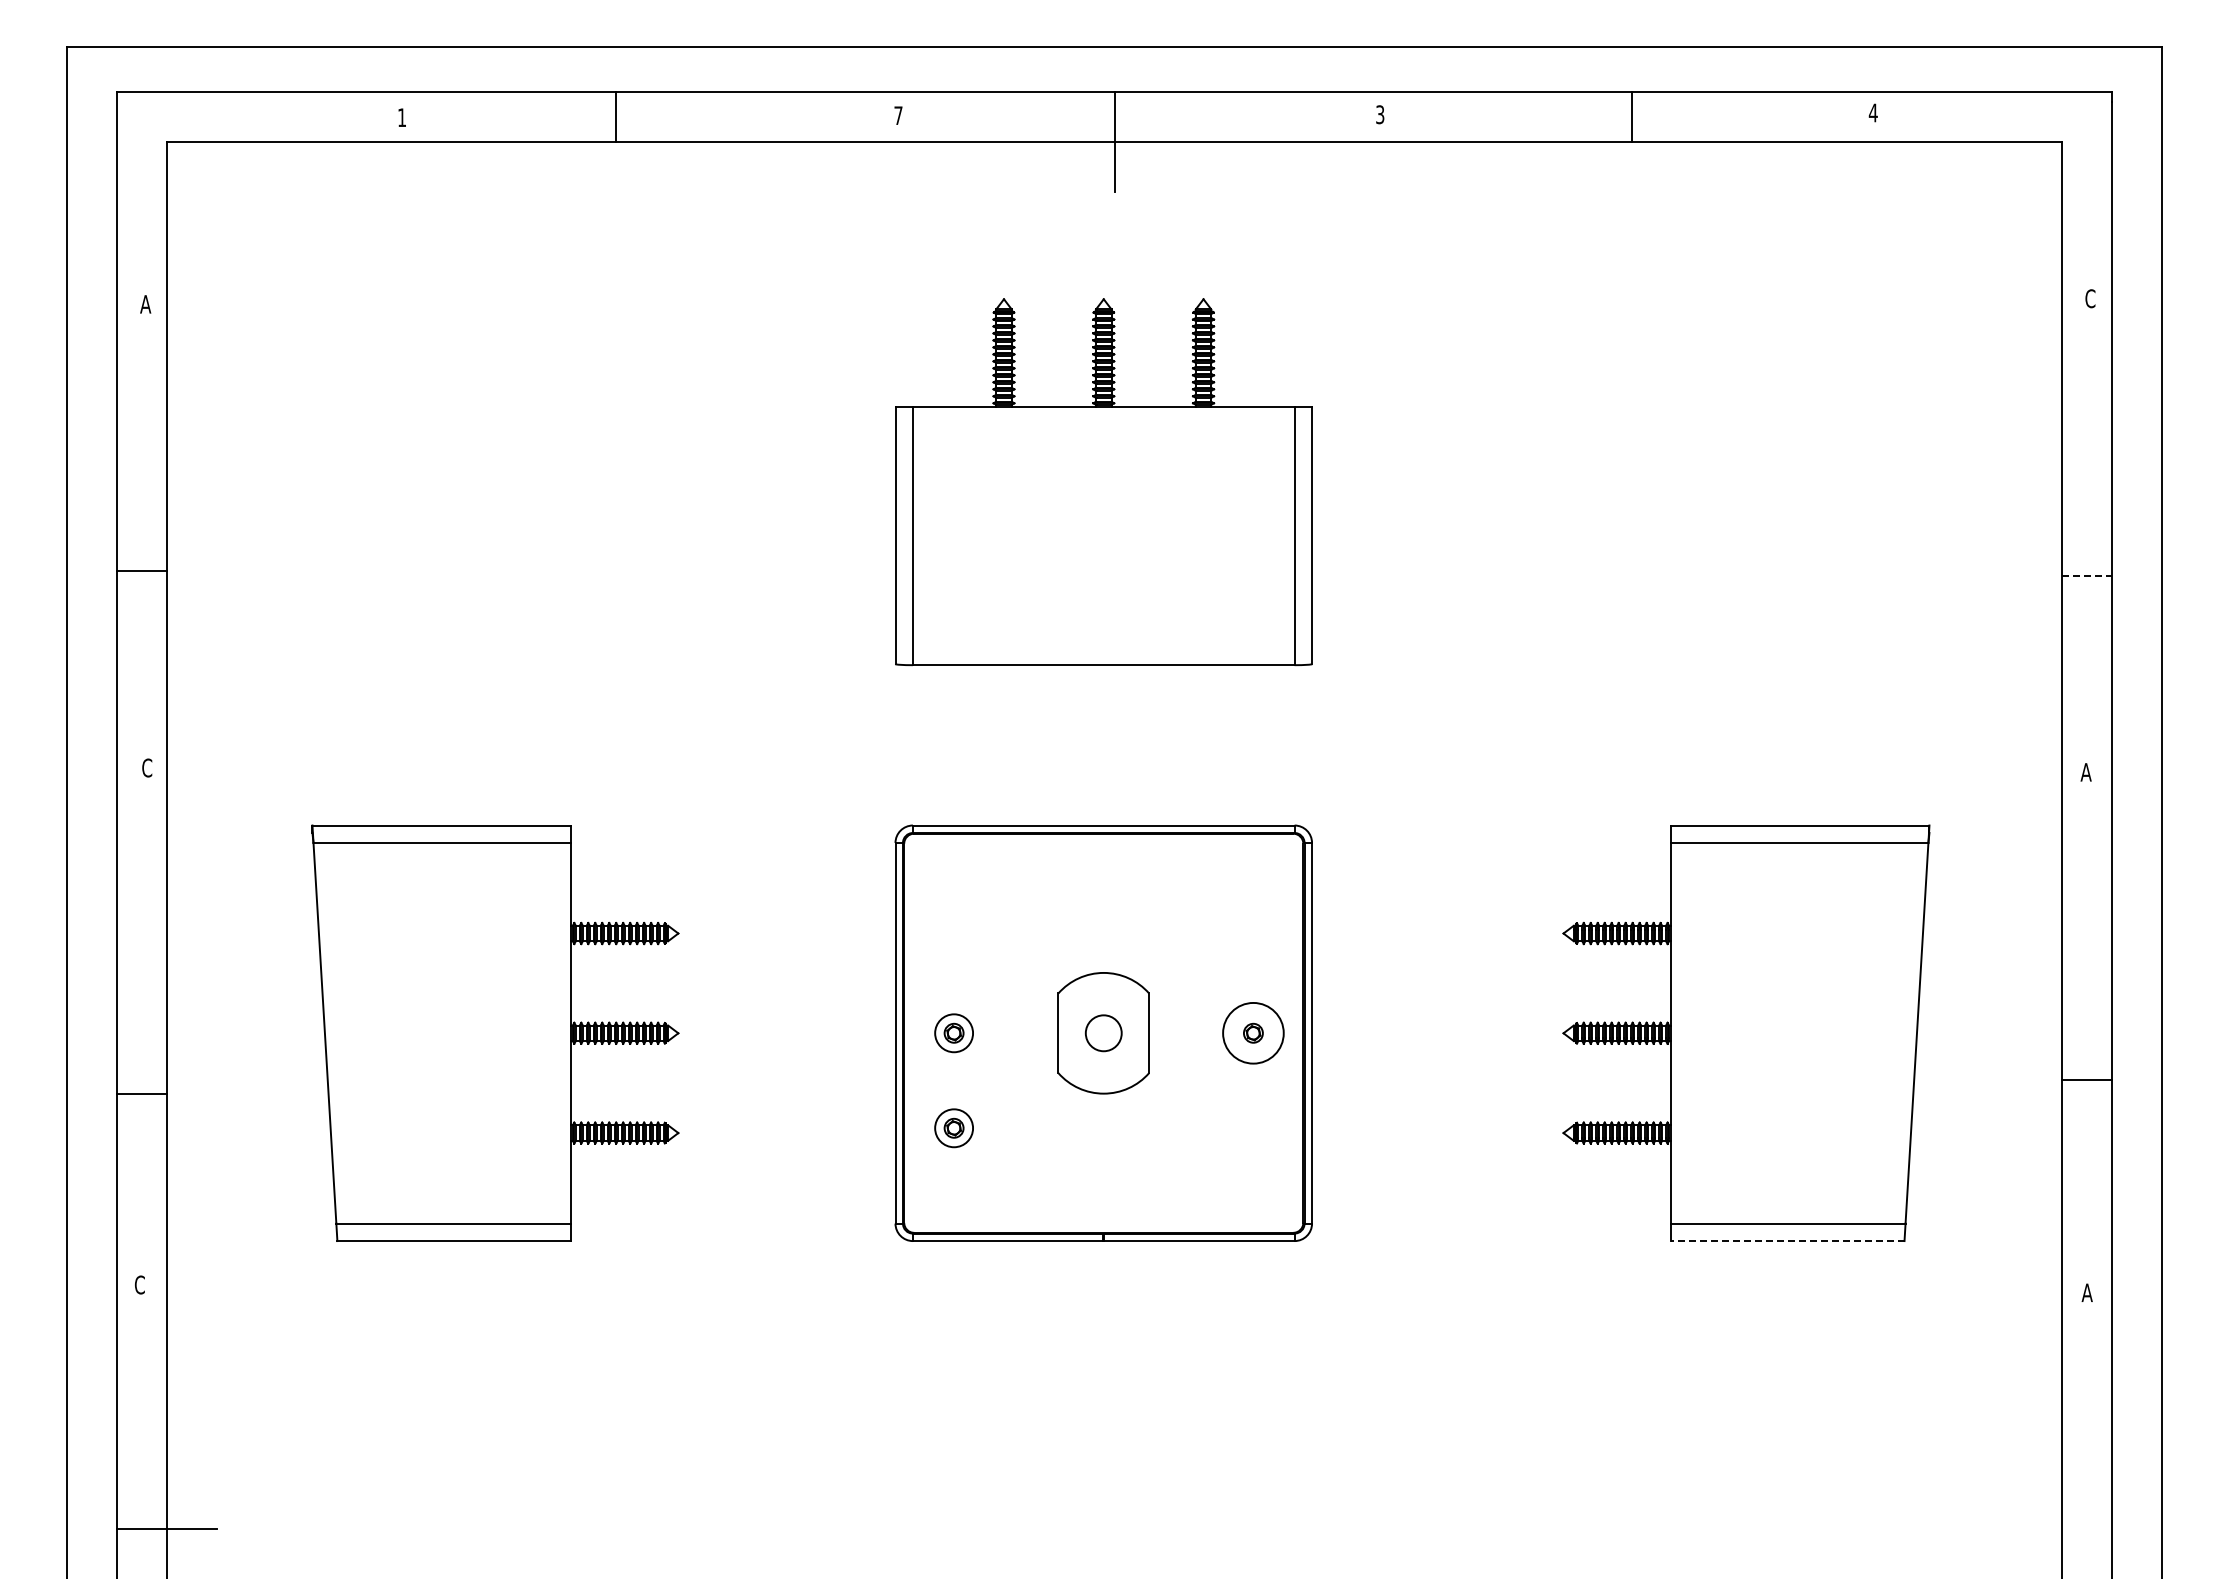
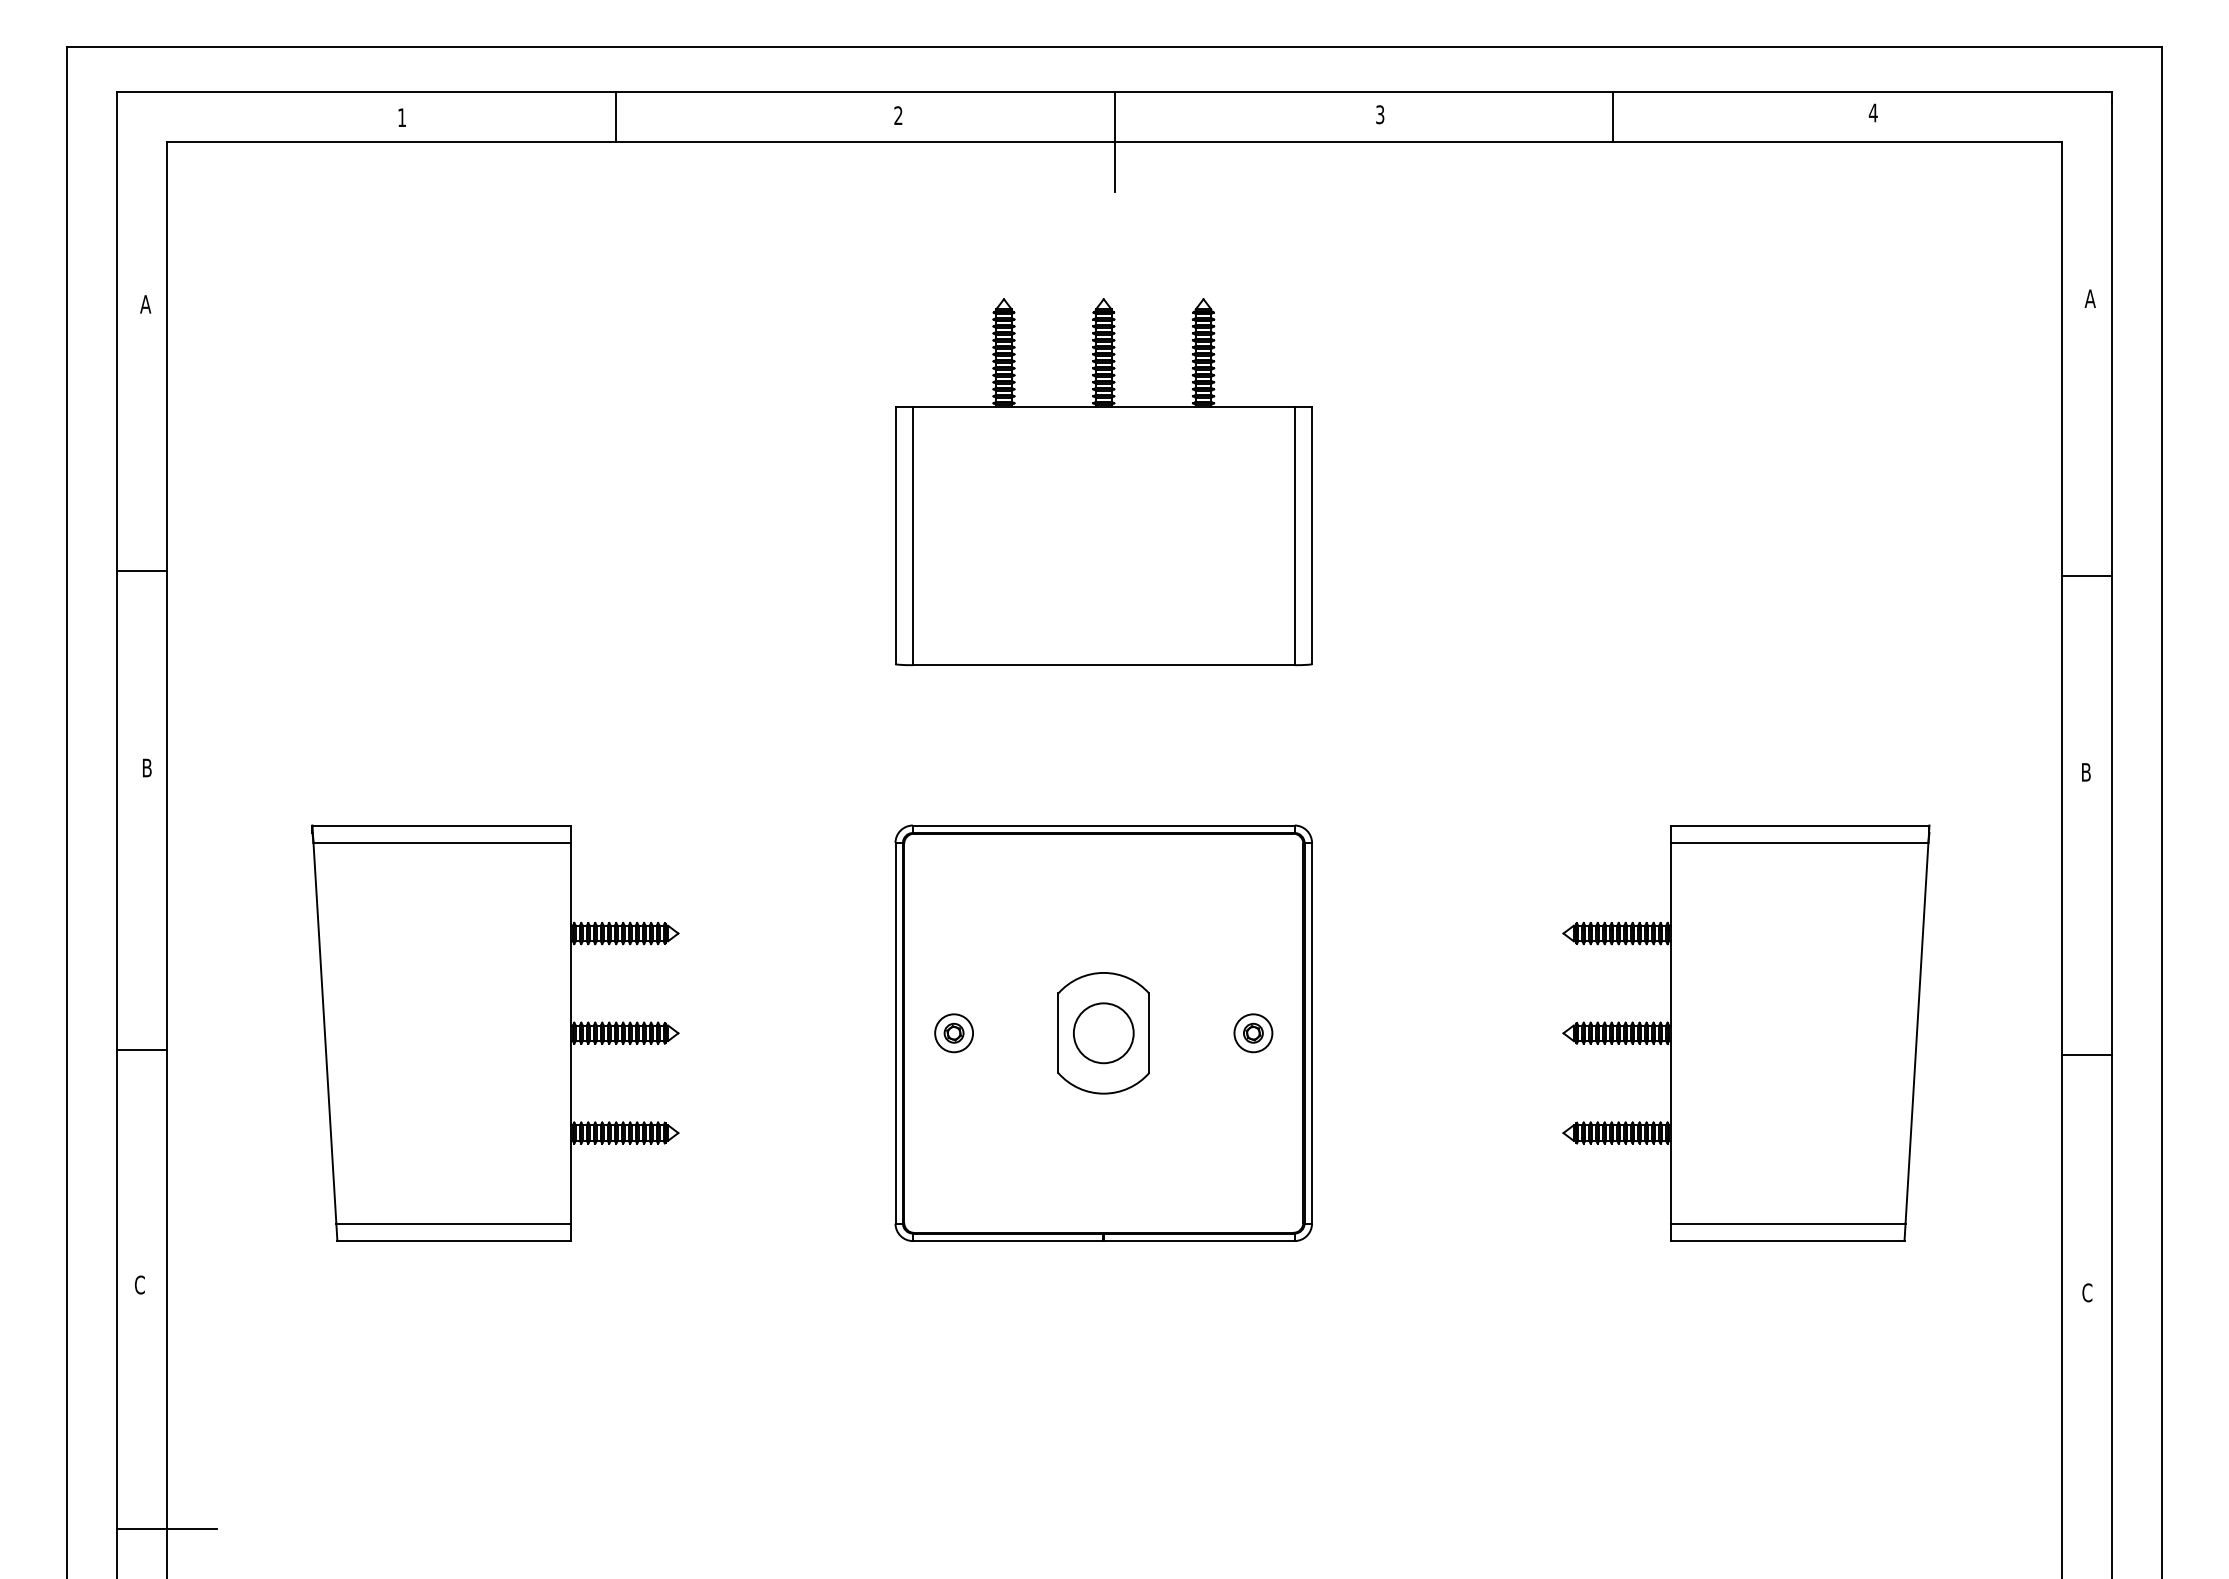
text: 7 -> 2 (898, 115)
line position: (1632, 117) -> (1613, 117) (1613, 117)
text: C -> A (2089, 298)
line: dashed -> solid (2087, 576)
text: C -> B (147, 767)
text: A -> B (2085, 772)
circle diameter: 61 px -> 38 px (1253, 1033)
circle diameter: 36 px -> 60 px (1103, 1033)
line position: (2087, 1080) -> (2087, 1055) (2087, 1055)
line position: (141, 1094) -> (141, 1050) (141, 1050)
part: present -> none (953, 1128)
line: dashed -> solid (1787, 1241)
text: A -> C (2086, 1292)
